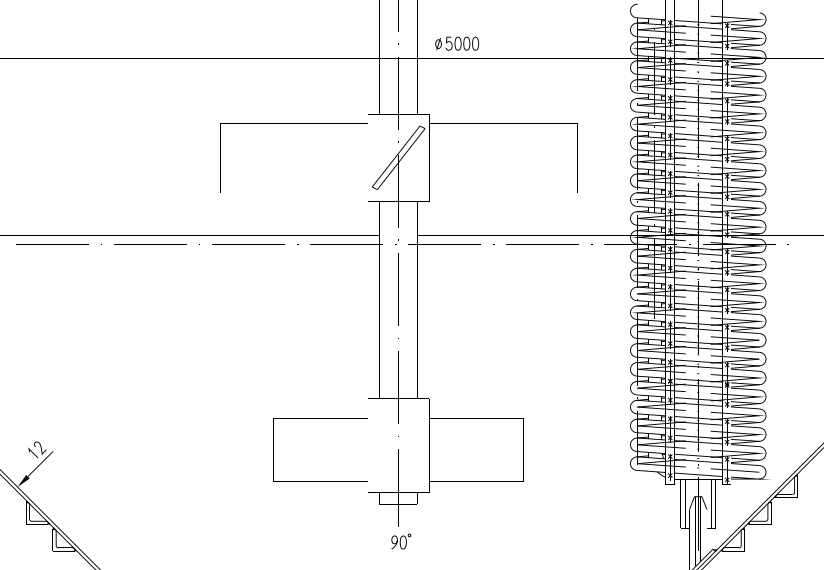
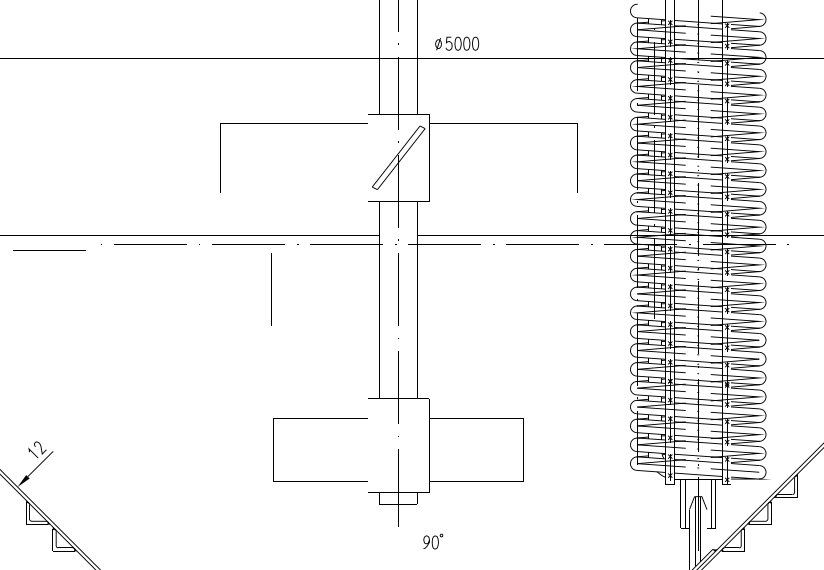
line position: (52, 244) -> (49, 250) (49, 250)
line: none -> present (271, 289)
part position: (401, 541) -> (433, 541) (433, 541)
